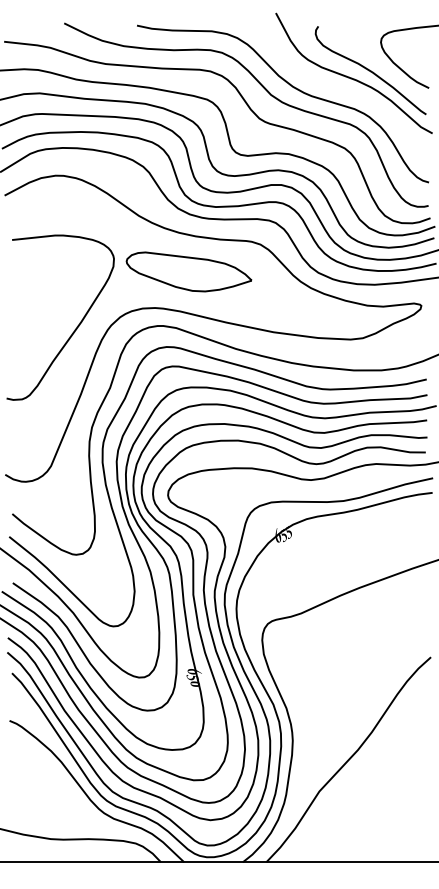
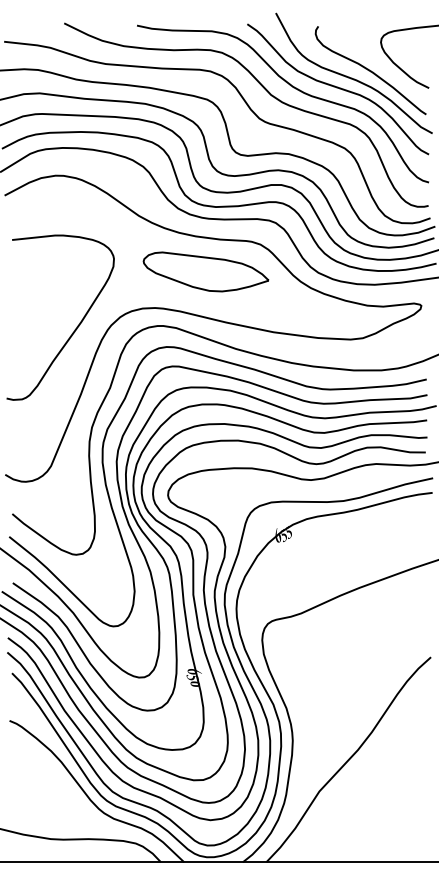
curve: none -> present (338, 88)
part position: (188, 271) -> (205, 271) (205, 271)
